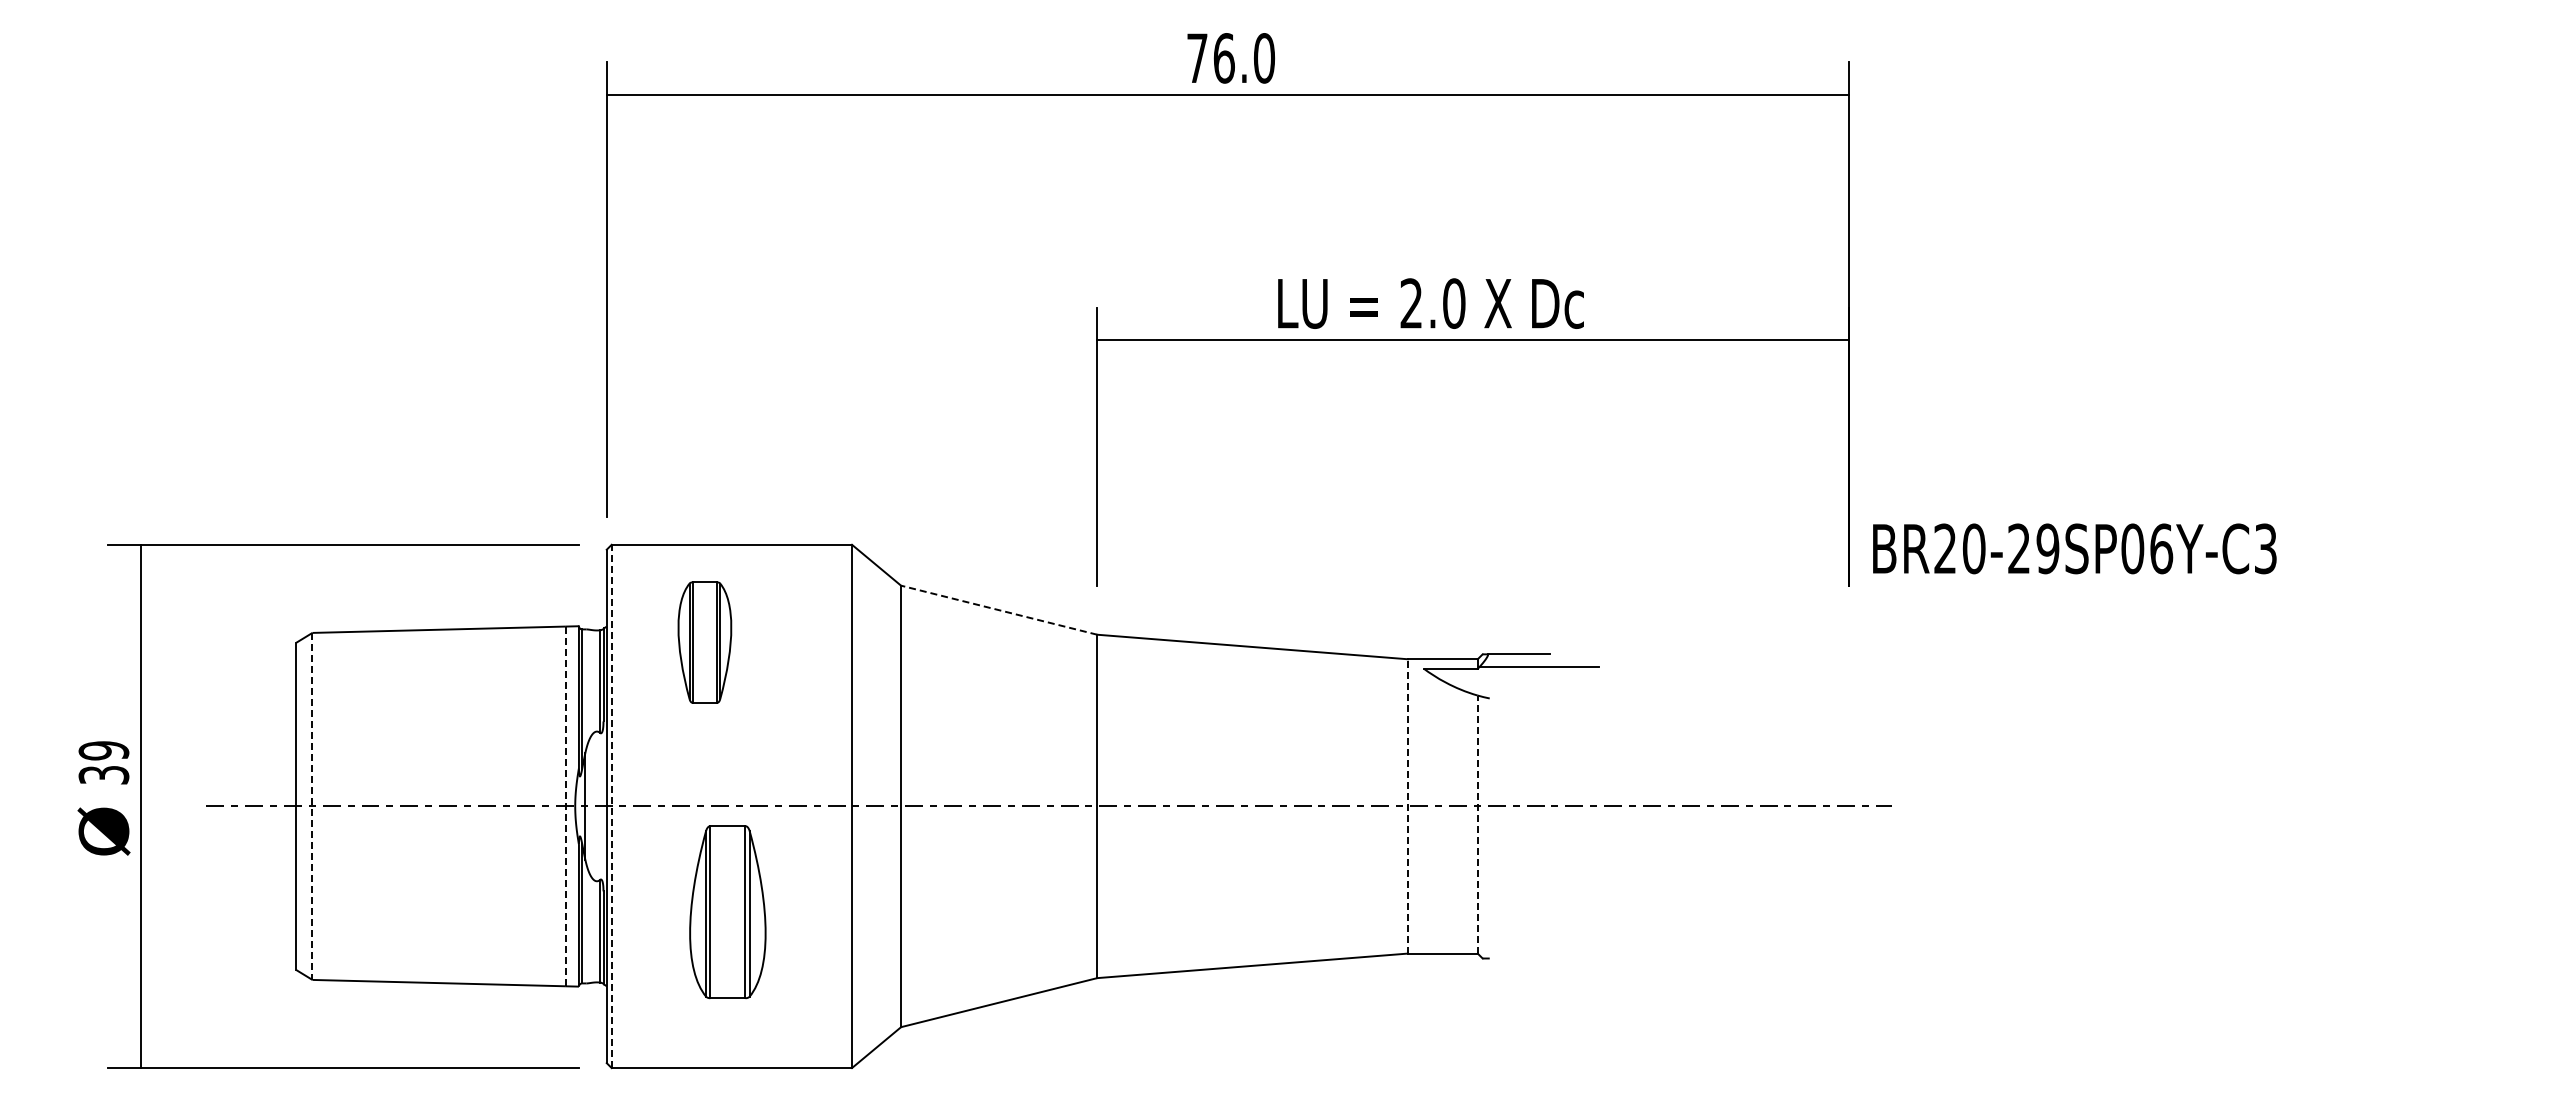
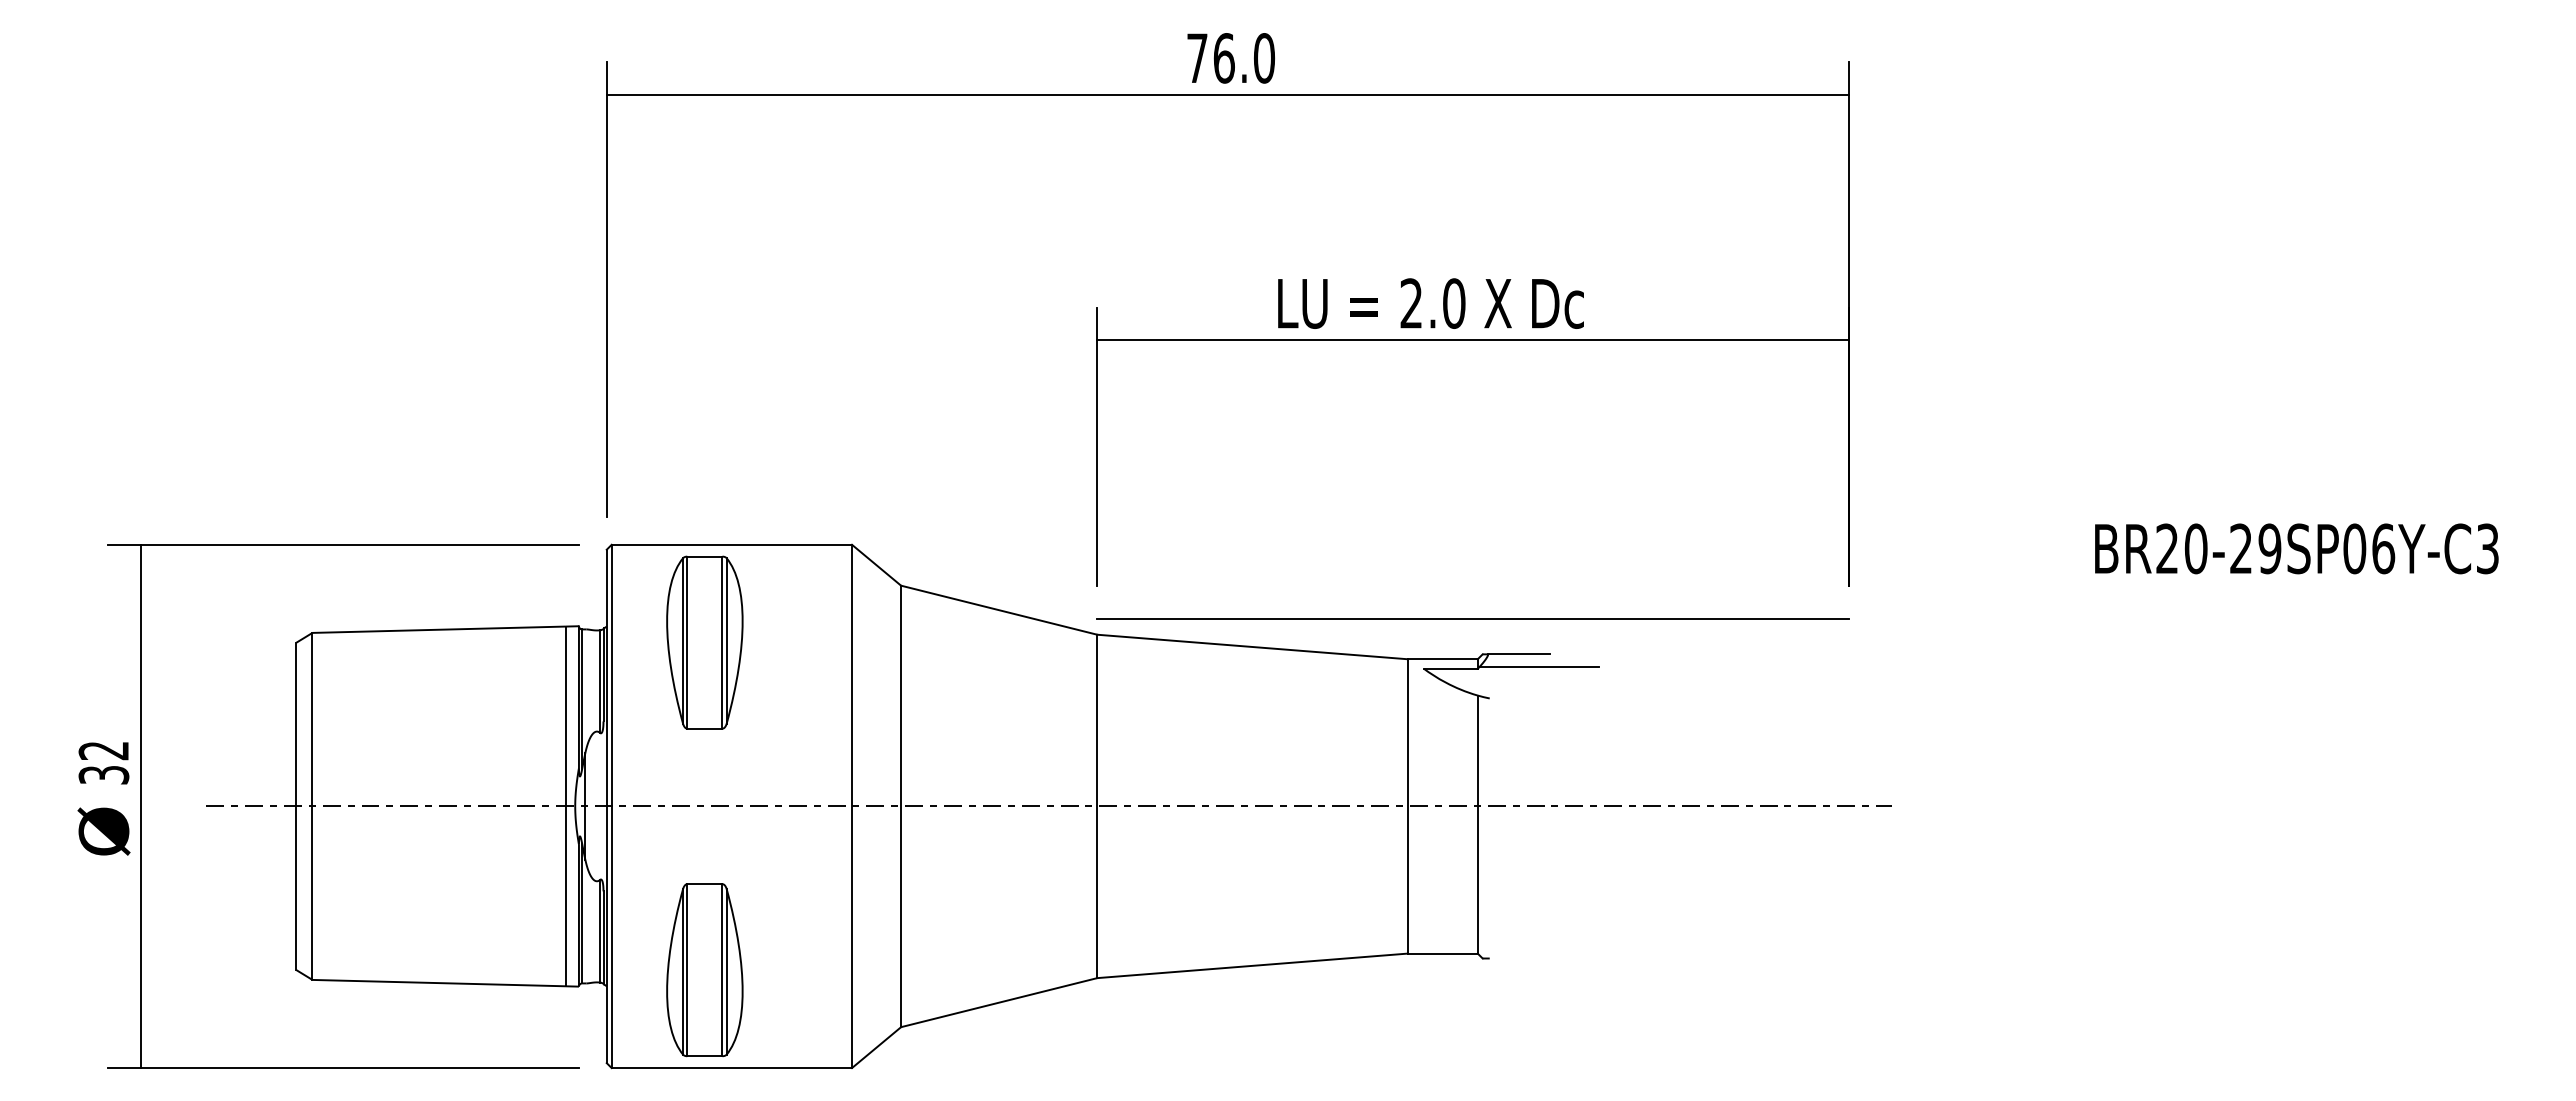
text position: (2074, 548) -> (2296, 548) (2296, 548)
line: dashed -> solid (998, 610)
line: none -> present (1473, 618)
part size: 56x123 px -> 78x175 px (704, 642)
text: 39 -> 32 (103, 750)
line: dashed -> solid (1407, 805)
line: dashed -> solid (312, 806)
line: dashed -> solid (565, 806)
line: dashed -> solid (611, 806)
line: dashed -> solid (1477, 824)
part position: (727, 912) -> (704, 970) (704, 970)
